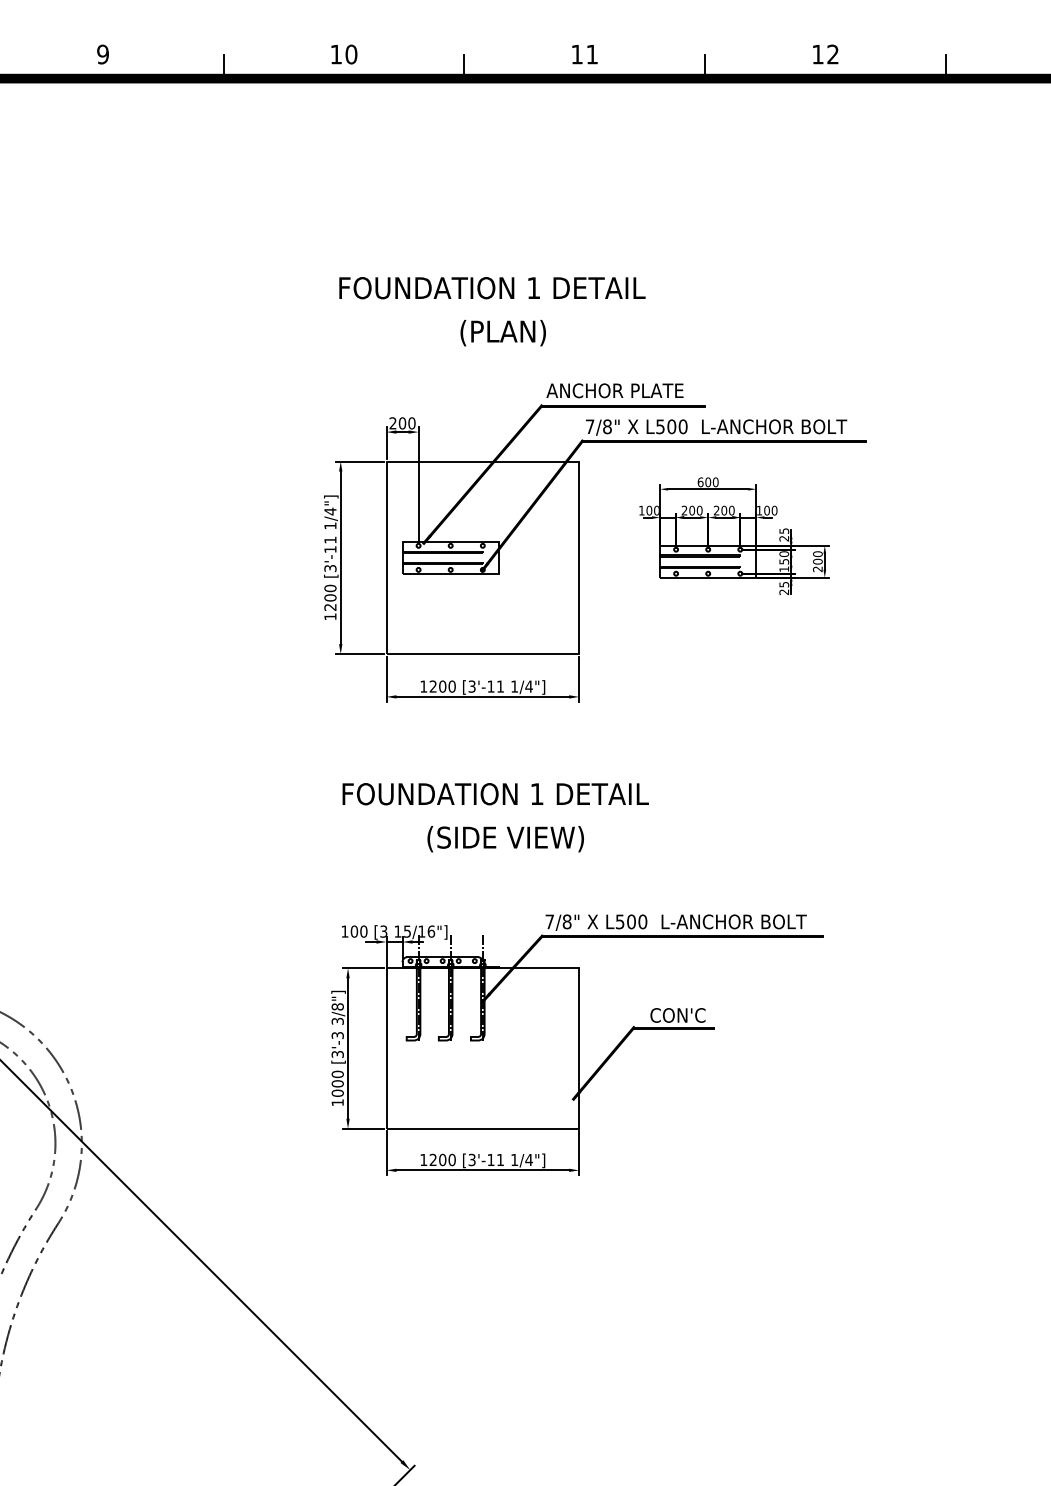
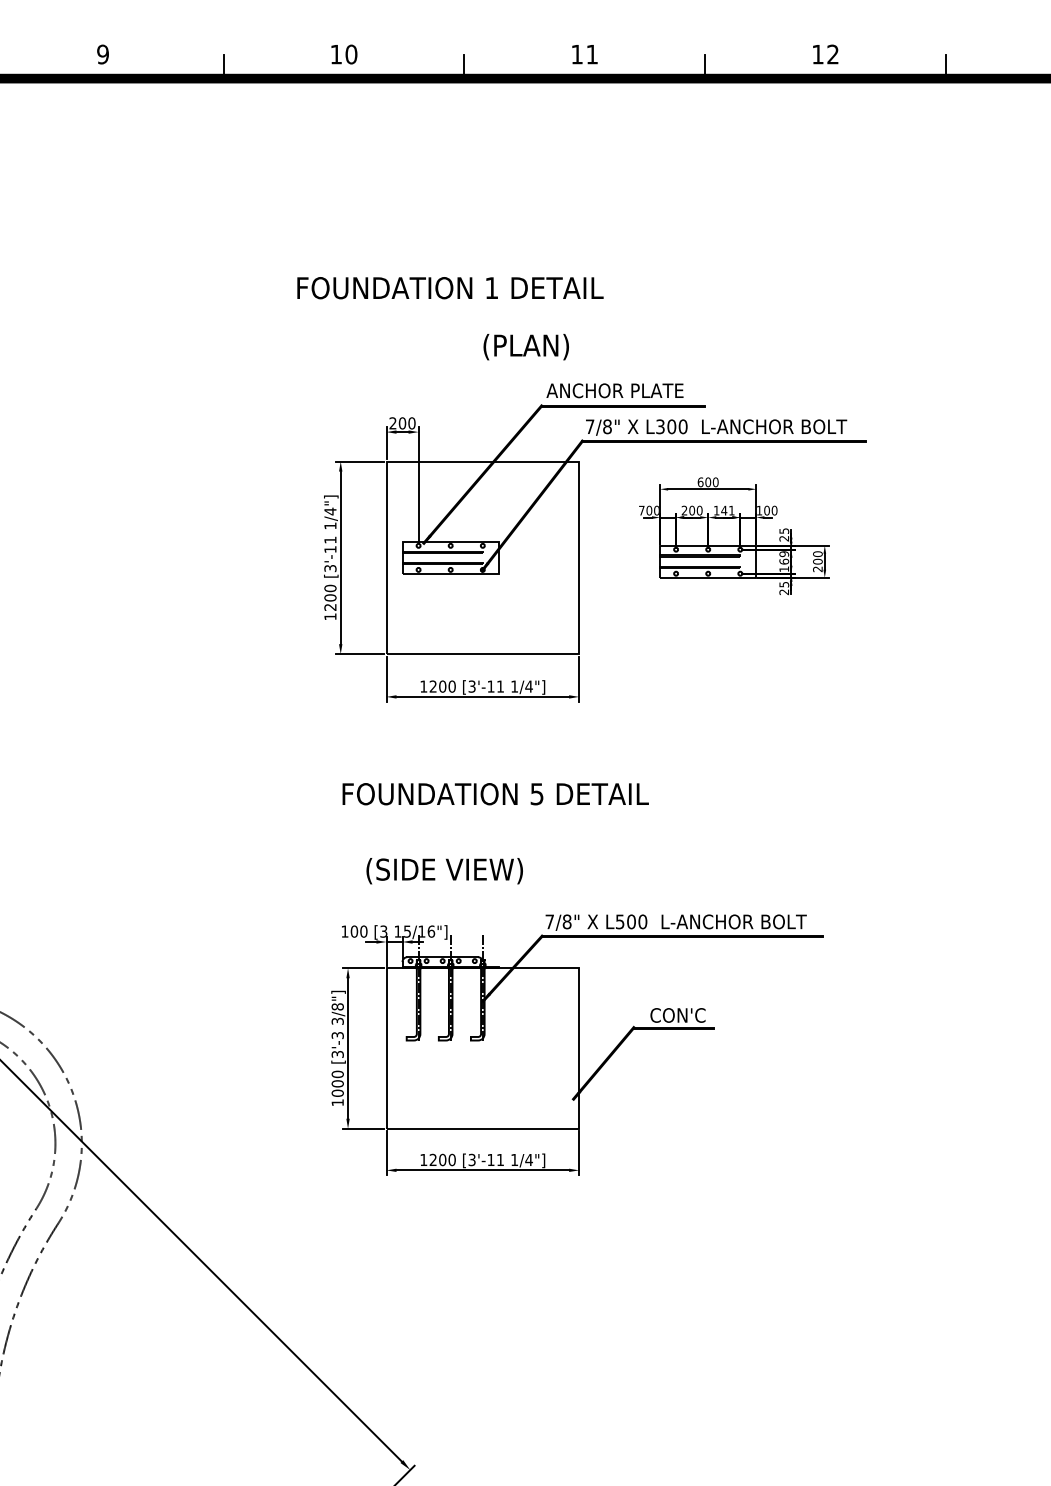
text position: (492, 288) -> (450, 288) (450, 288)
text position: (502, 333) -> (525, 347) (525, 347)
text: L500 -> L300 (660, 426)
text: 100 -> 700 (641, 510)
text: 200 -> 141 (723, 510)
text: 150 -> 169 (784, 557)
text: 1 -> 5 (536, 794)
text position: (505, 839) -> (444, 871) (444, 871)
